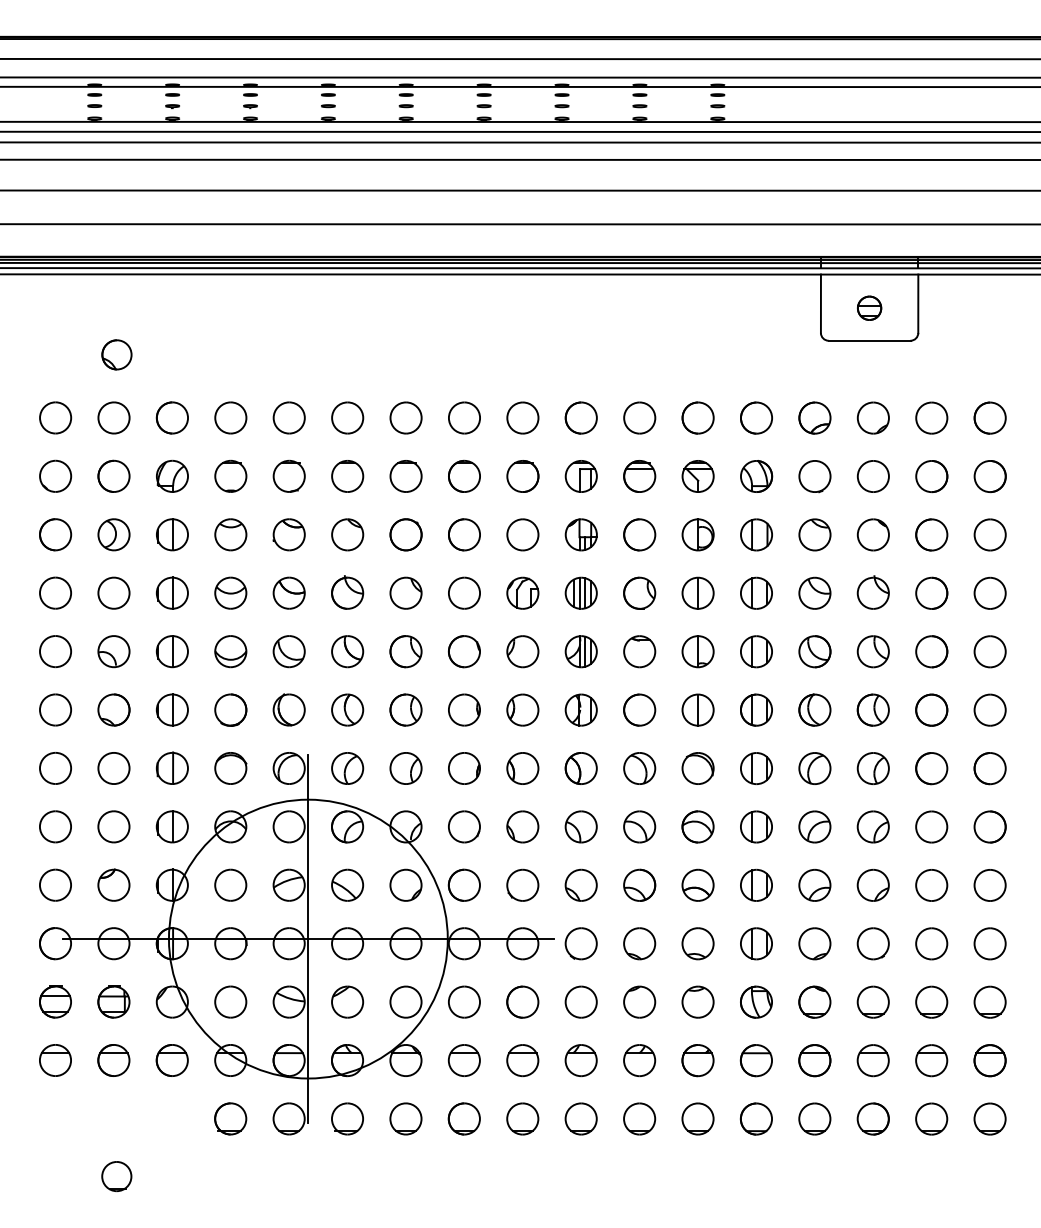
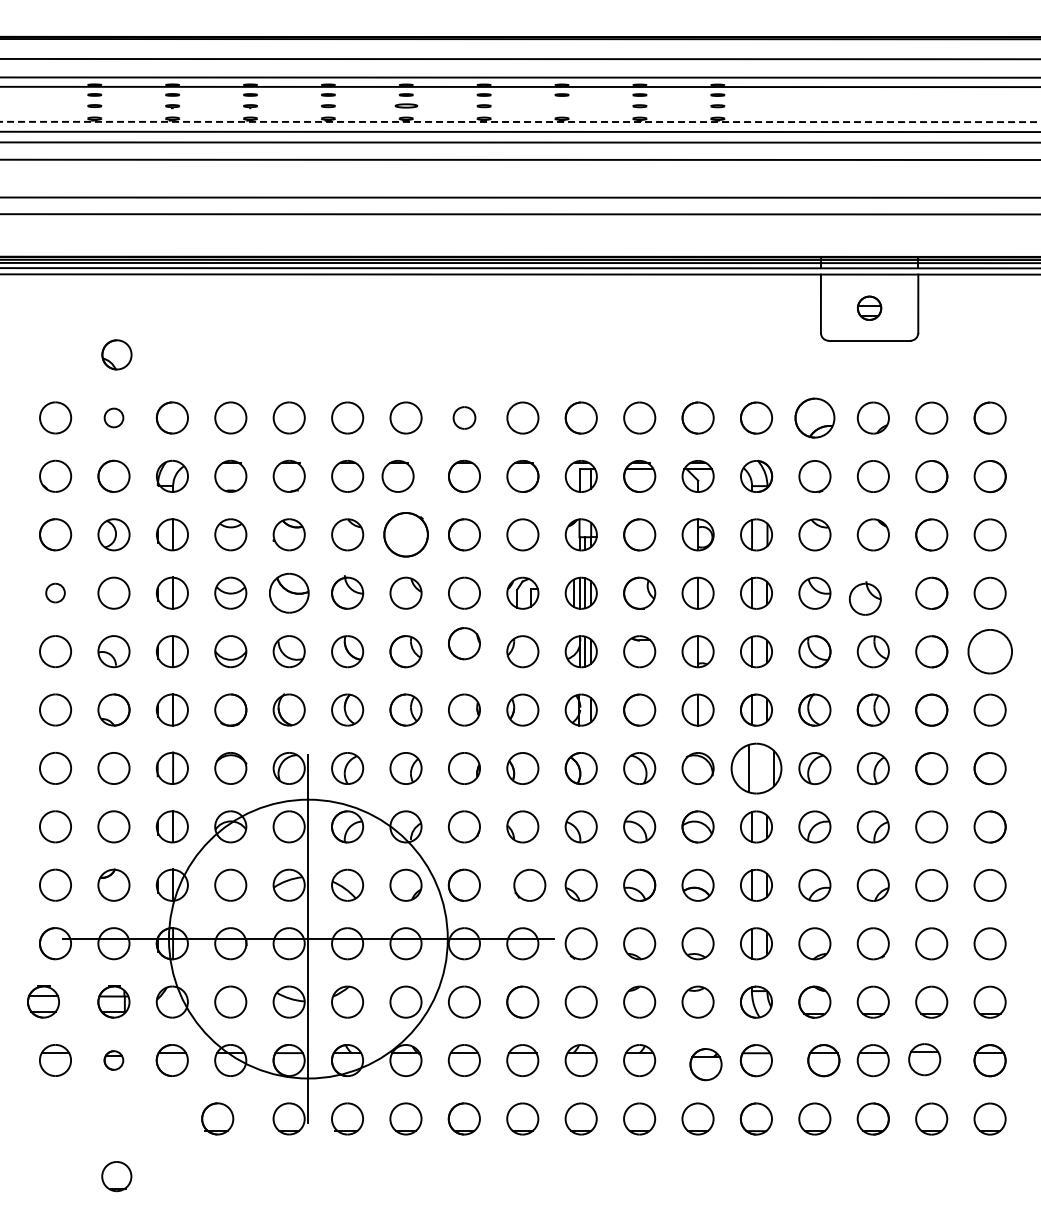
part size: 16x5 px -> 25x6 px (406, 105)
part: present -> none (561, 106)
line: solid -> dashed (520, 121)
line position: (519, 190) -> (519, 197) (519, 197)
line position: (519, 224) -> (519, 214) (519, 214)
part size: 34x34 px -> 22x22 px (113, 417)
part size: 33x34 px -> 25x24 px (464, 417)
part size: 34x34 px -> 42x42 px (814, 417)
part position: (405, 476) -> (397, 476) (397, 476)
part size: 34x34 px -> 46x46 px (405, 534)
part size: 33x34 px -> 21x22 px (55, 592)
part size: 34x34 px -> 41x42 px (289, 592)
part position: (872, 592) -> (864, 598) (864, 598)
part position: (464, 651) -> (464, 643) (464, 643)
part size: 34x34 px -> 46x46 px (989, 651)
part size: 33x33 px -> 53x53 px (756, 768)
part position: (522, 884) -> (529, 884) (529, 884)
part position: (55, 1001) -> (43, 1001) (43, 1001)
part size: 34x33 px -> 22x21 px (113, 1060)
part position: (697, 1060) -> (705, 1064) (705, 1064)
part position: (814, 1060) -> (823, 1060) (823, 1060)
part position: (931, 1060) -> (924, 1059) (924, 1059)
part position: (230, 1118) -> (217, 1118) (217, 1118)
